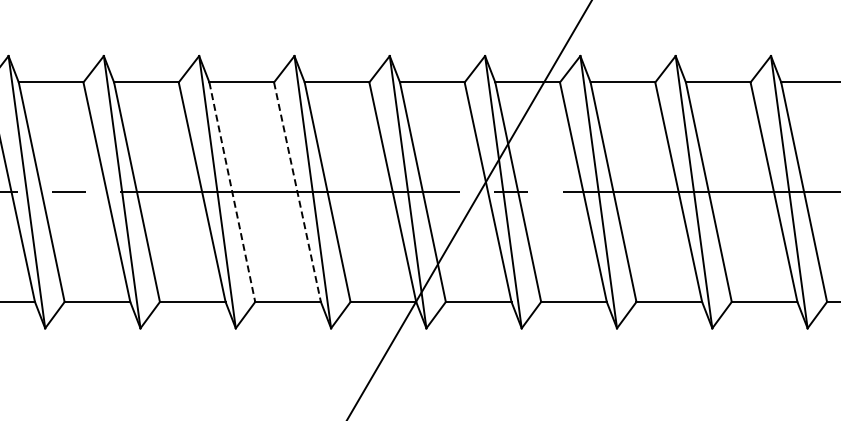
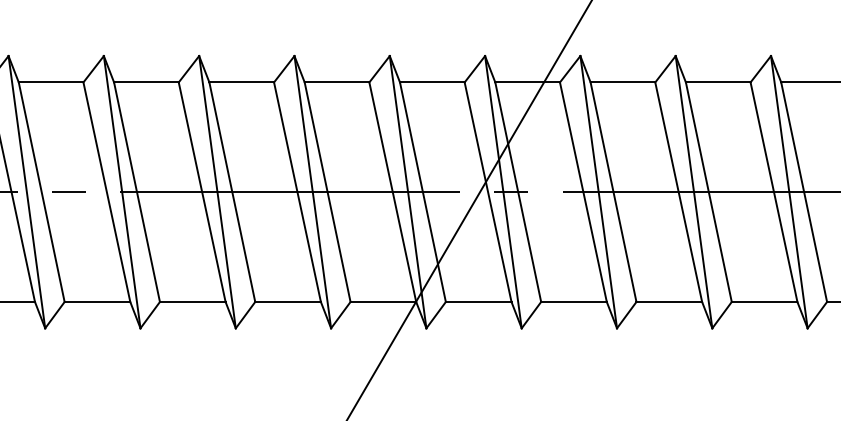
line: dashed -> solid (232, 192)
line: dashed -> solid (297, 192)
